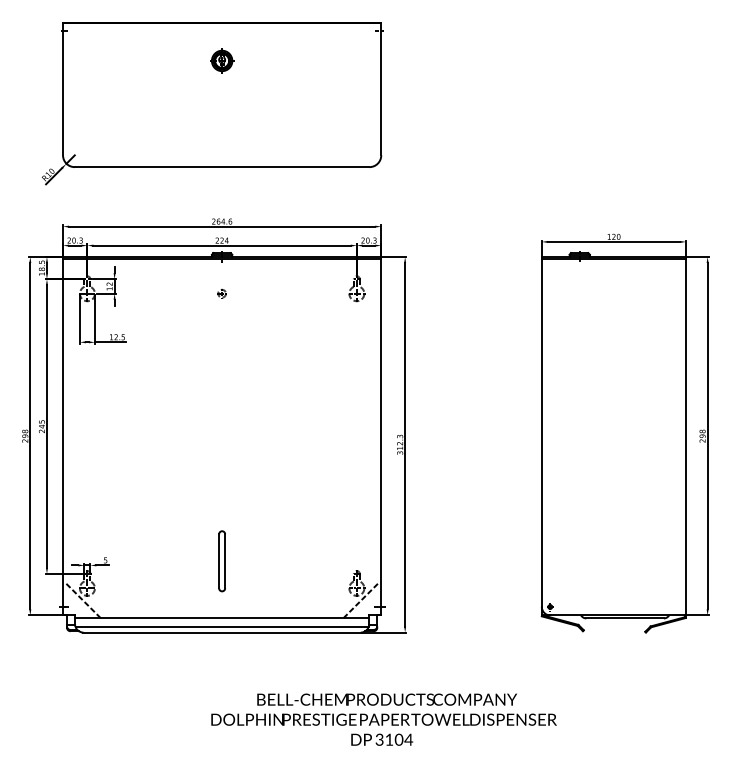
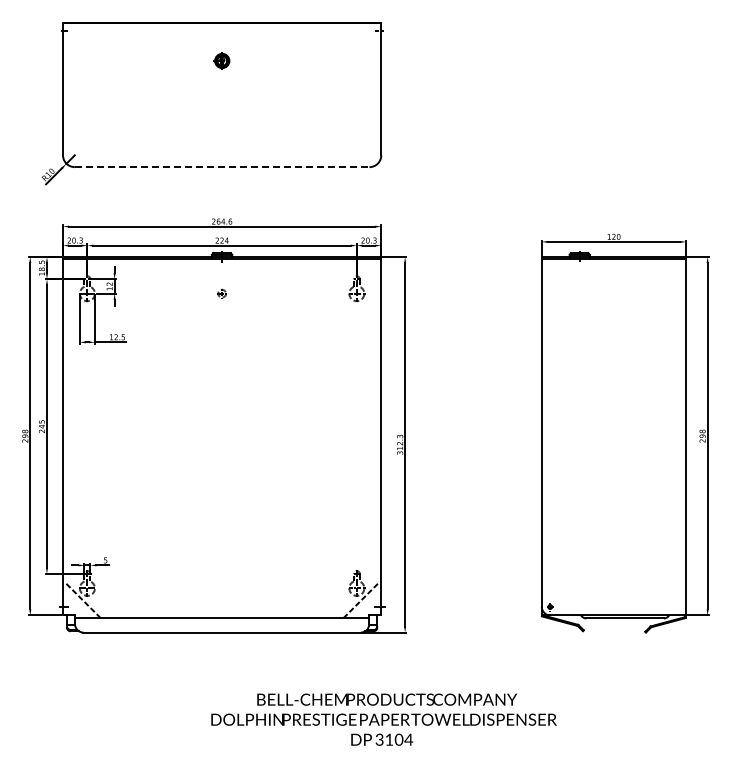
part size: 25x26 px -> 18x18 px (221, 60)
line: solid -> dashed (222, 167)
part: present -> none (221, 561)
line: present -> none (221, 627)
